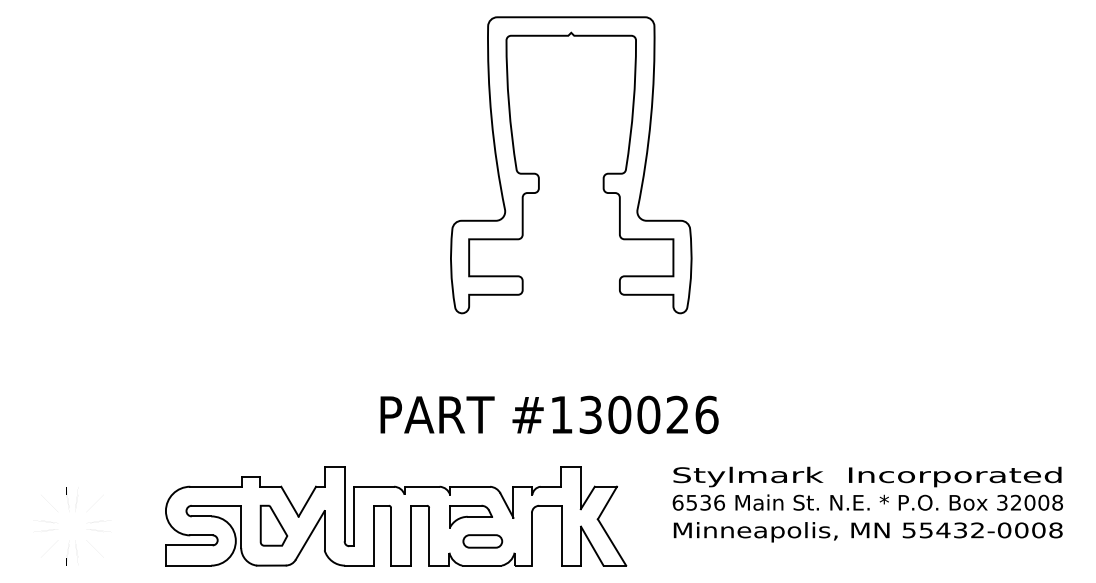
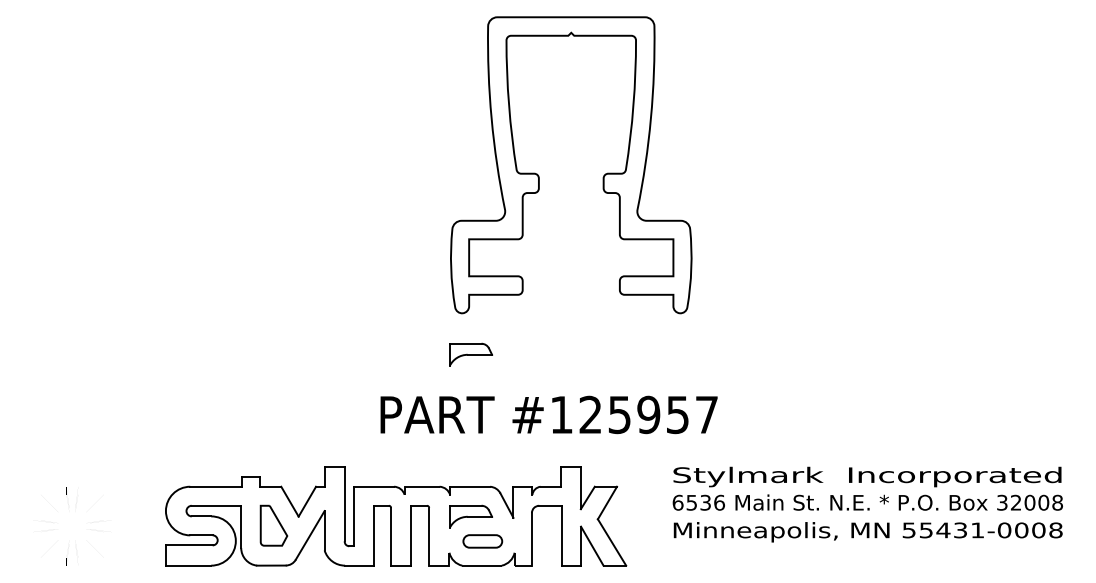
part: none -> present (470, 354)
text: #130026 -> #125957 (648, 414)
text: 55432-0008 -> 55431-0008 (977, 530)
